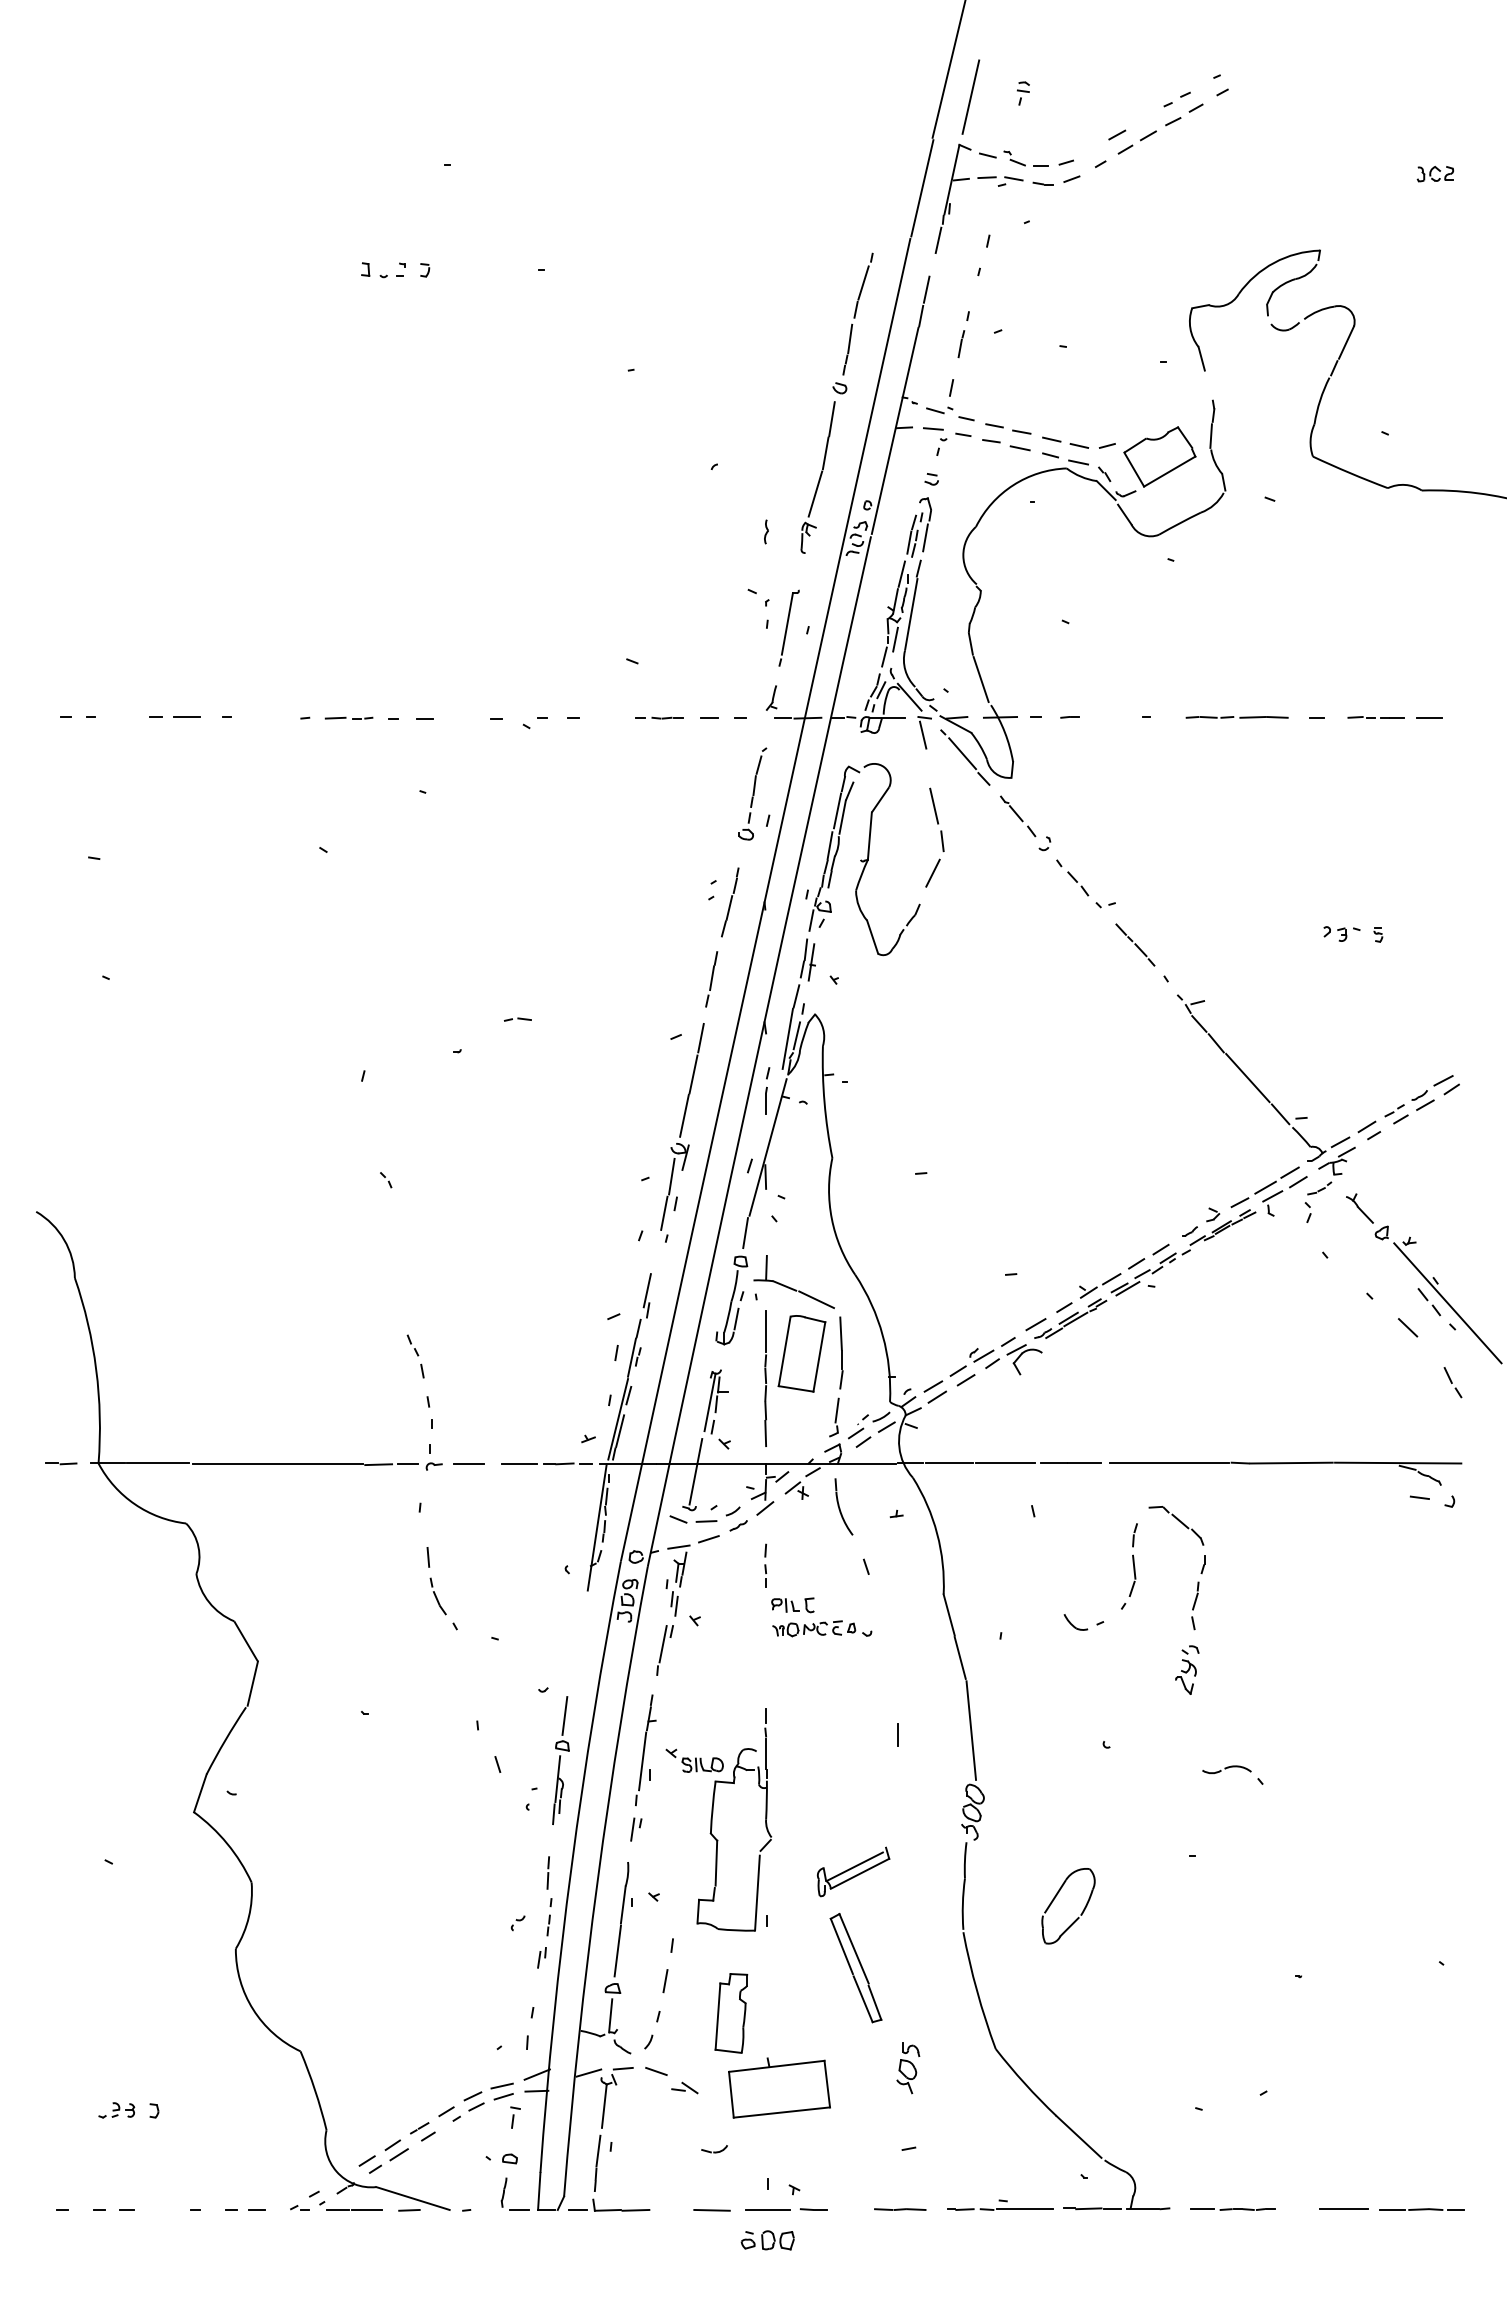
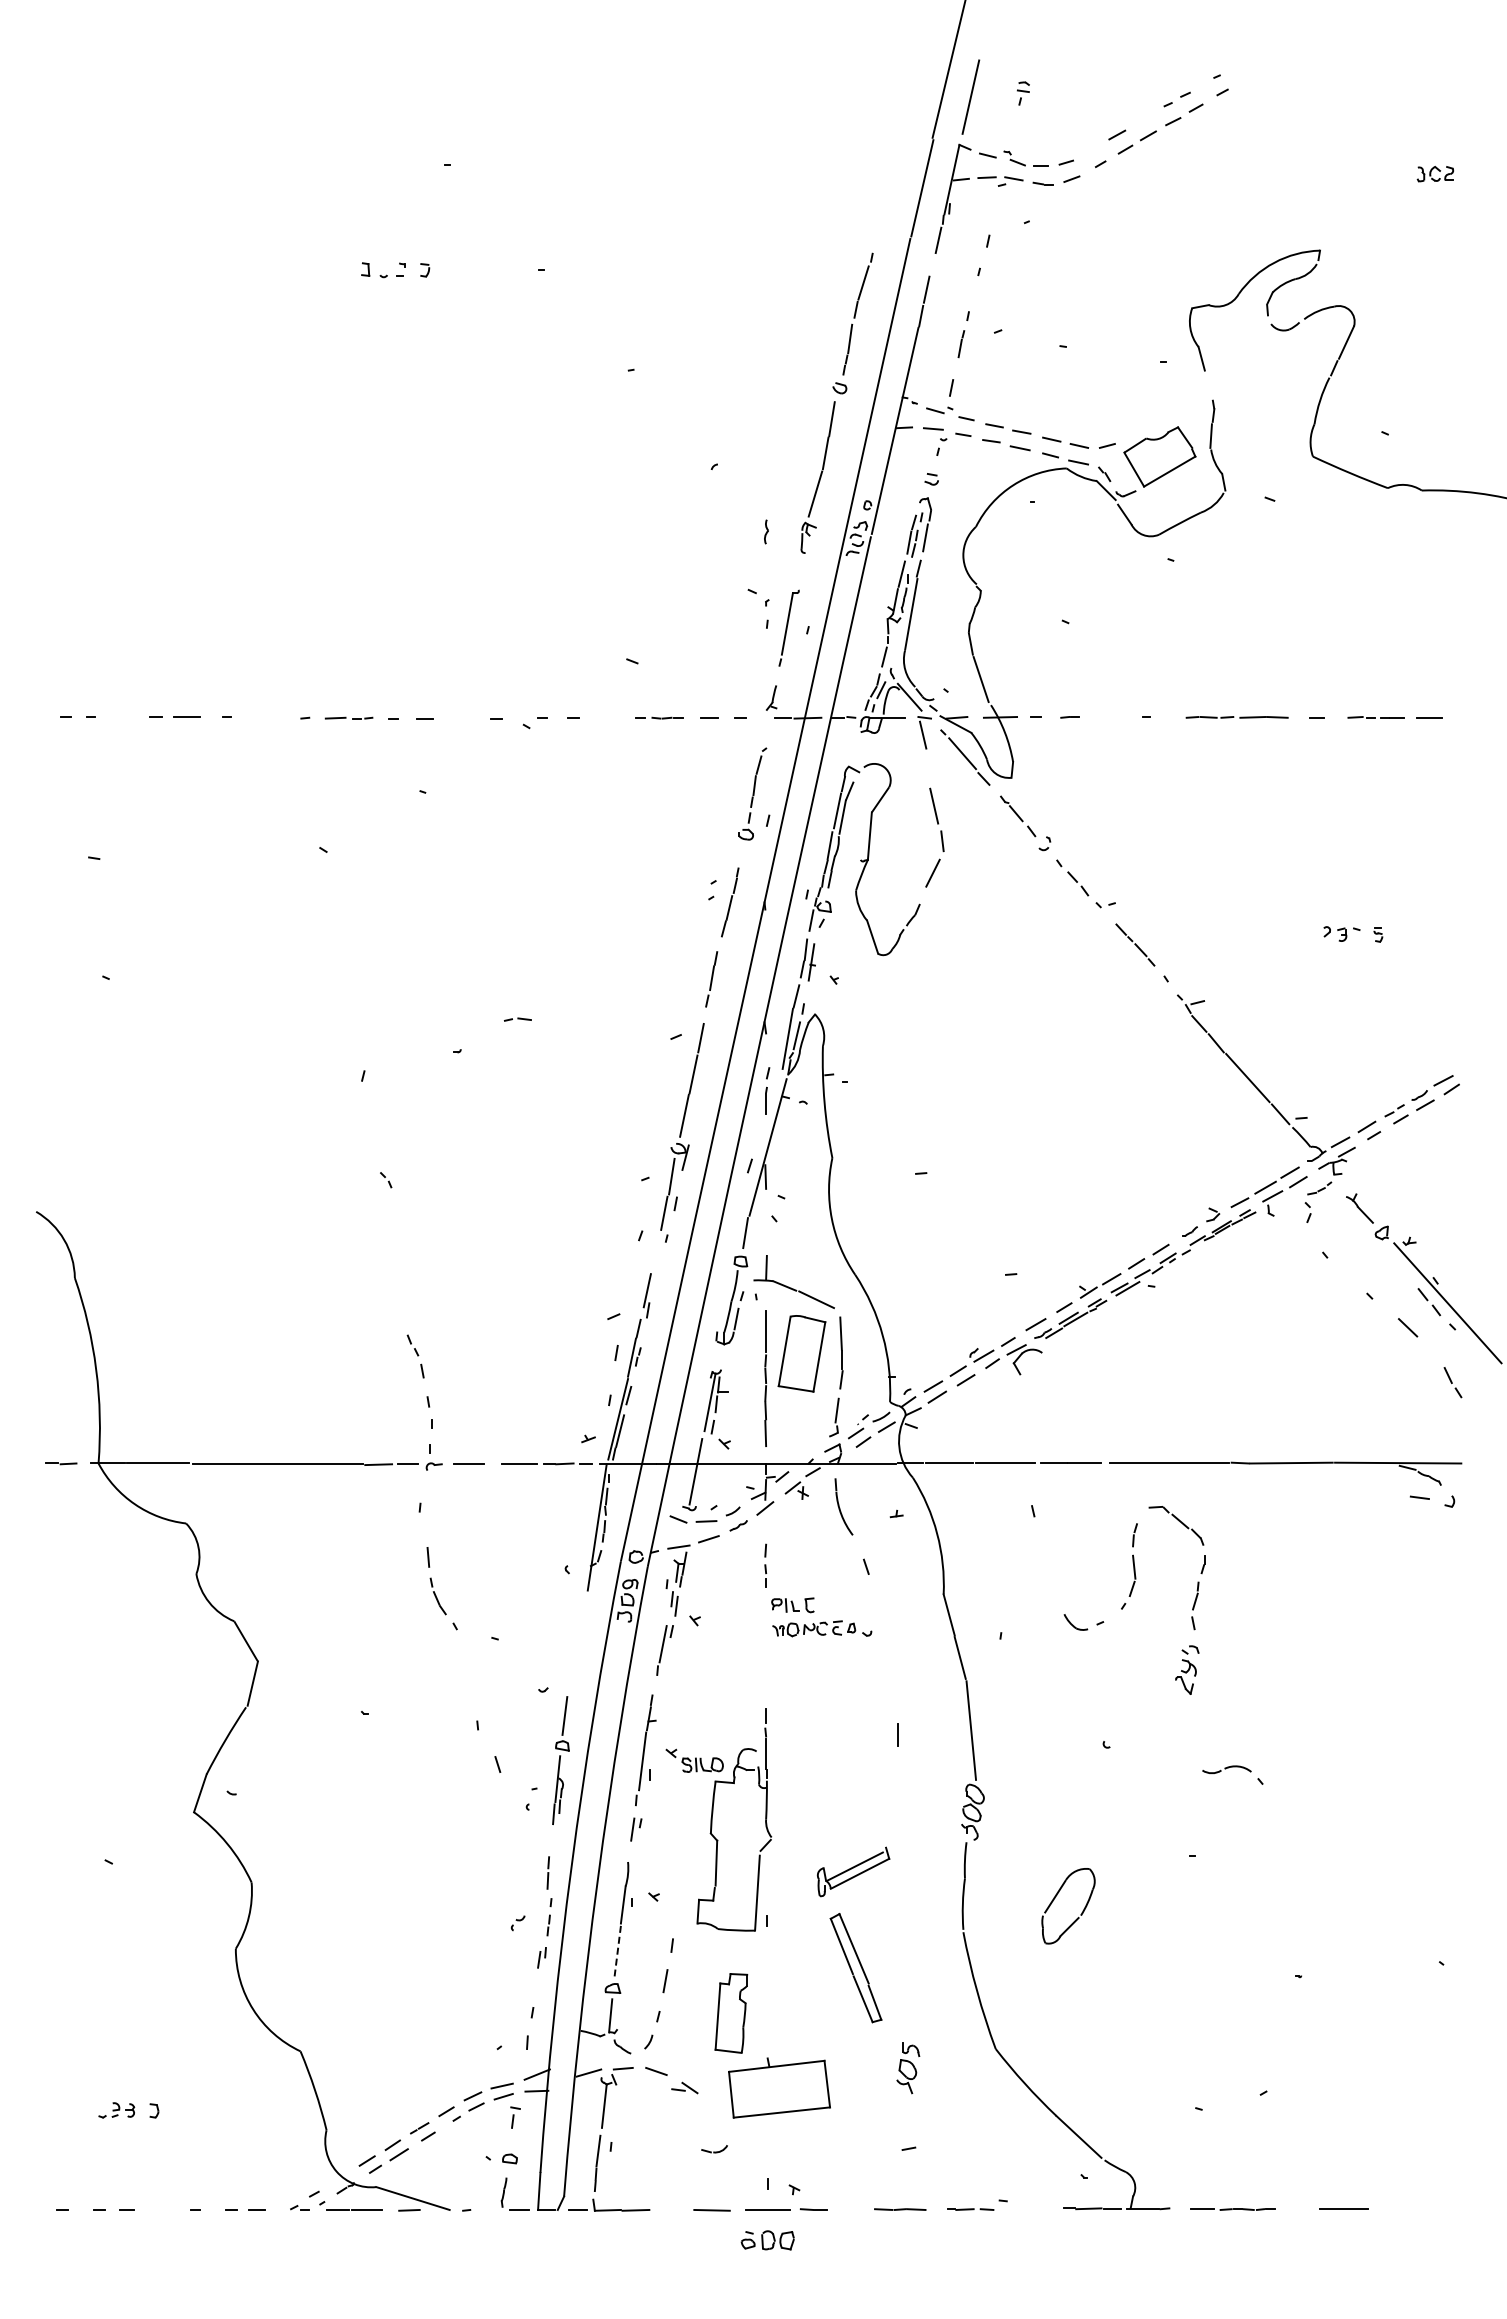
line: present -> none (895, 639)
line: solid -> dashed (617, 1951)
line: present -> none (1024, 2209)
line: present -> none (1421, 2209)
